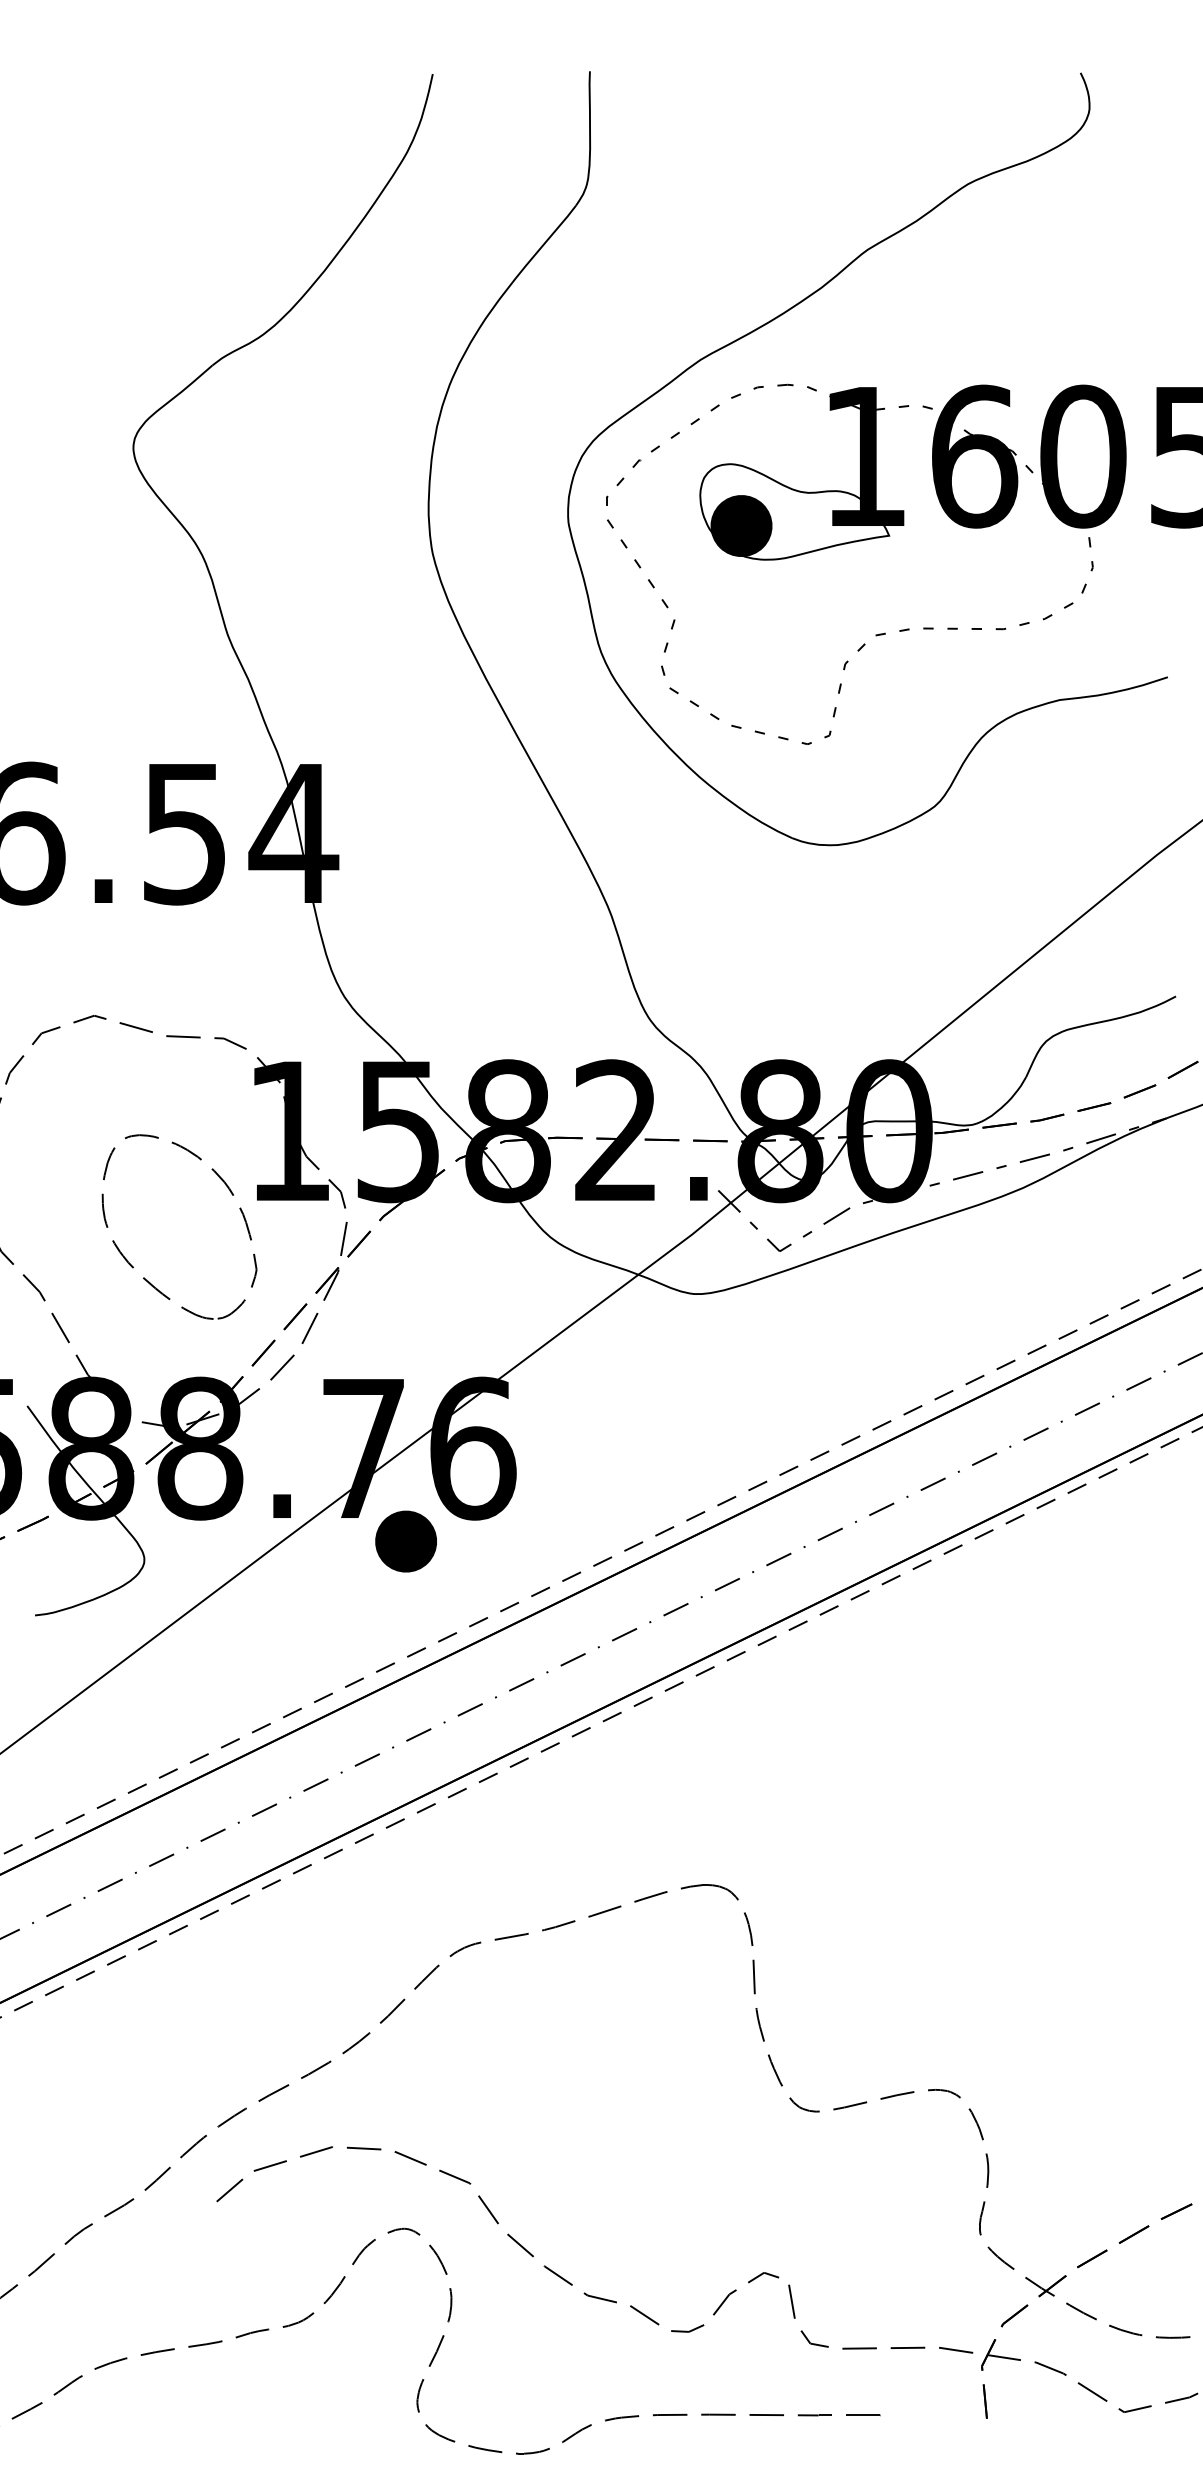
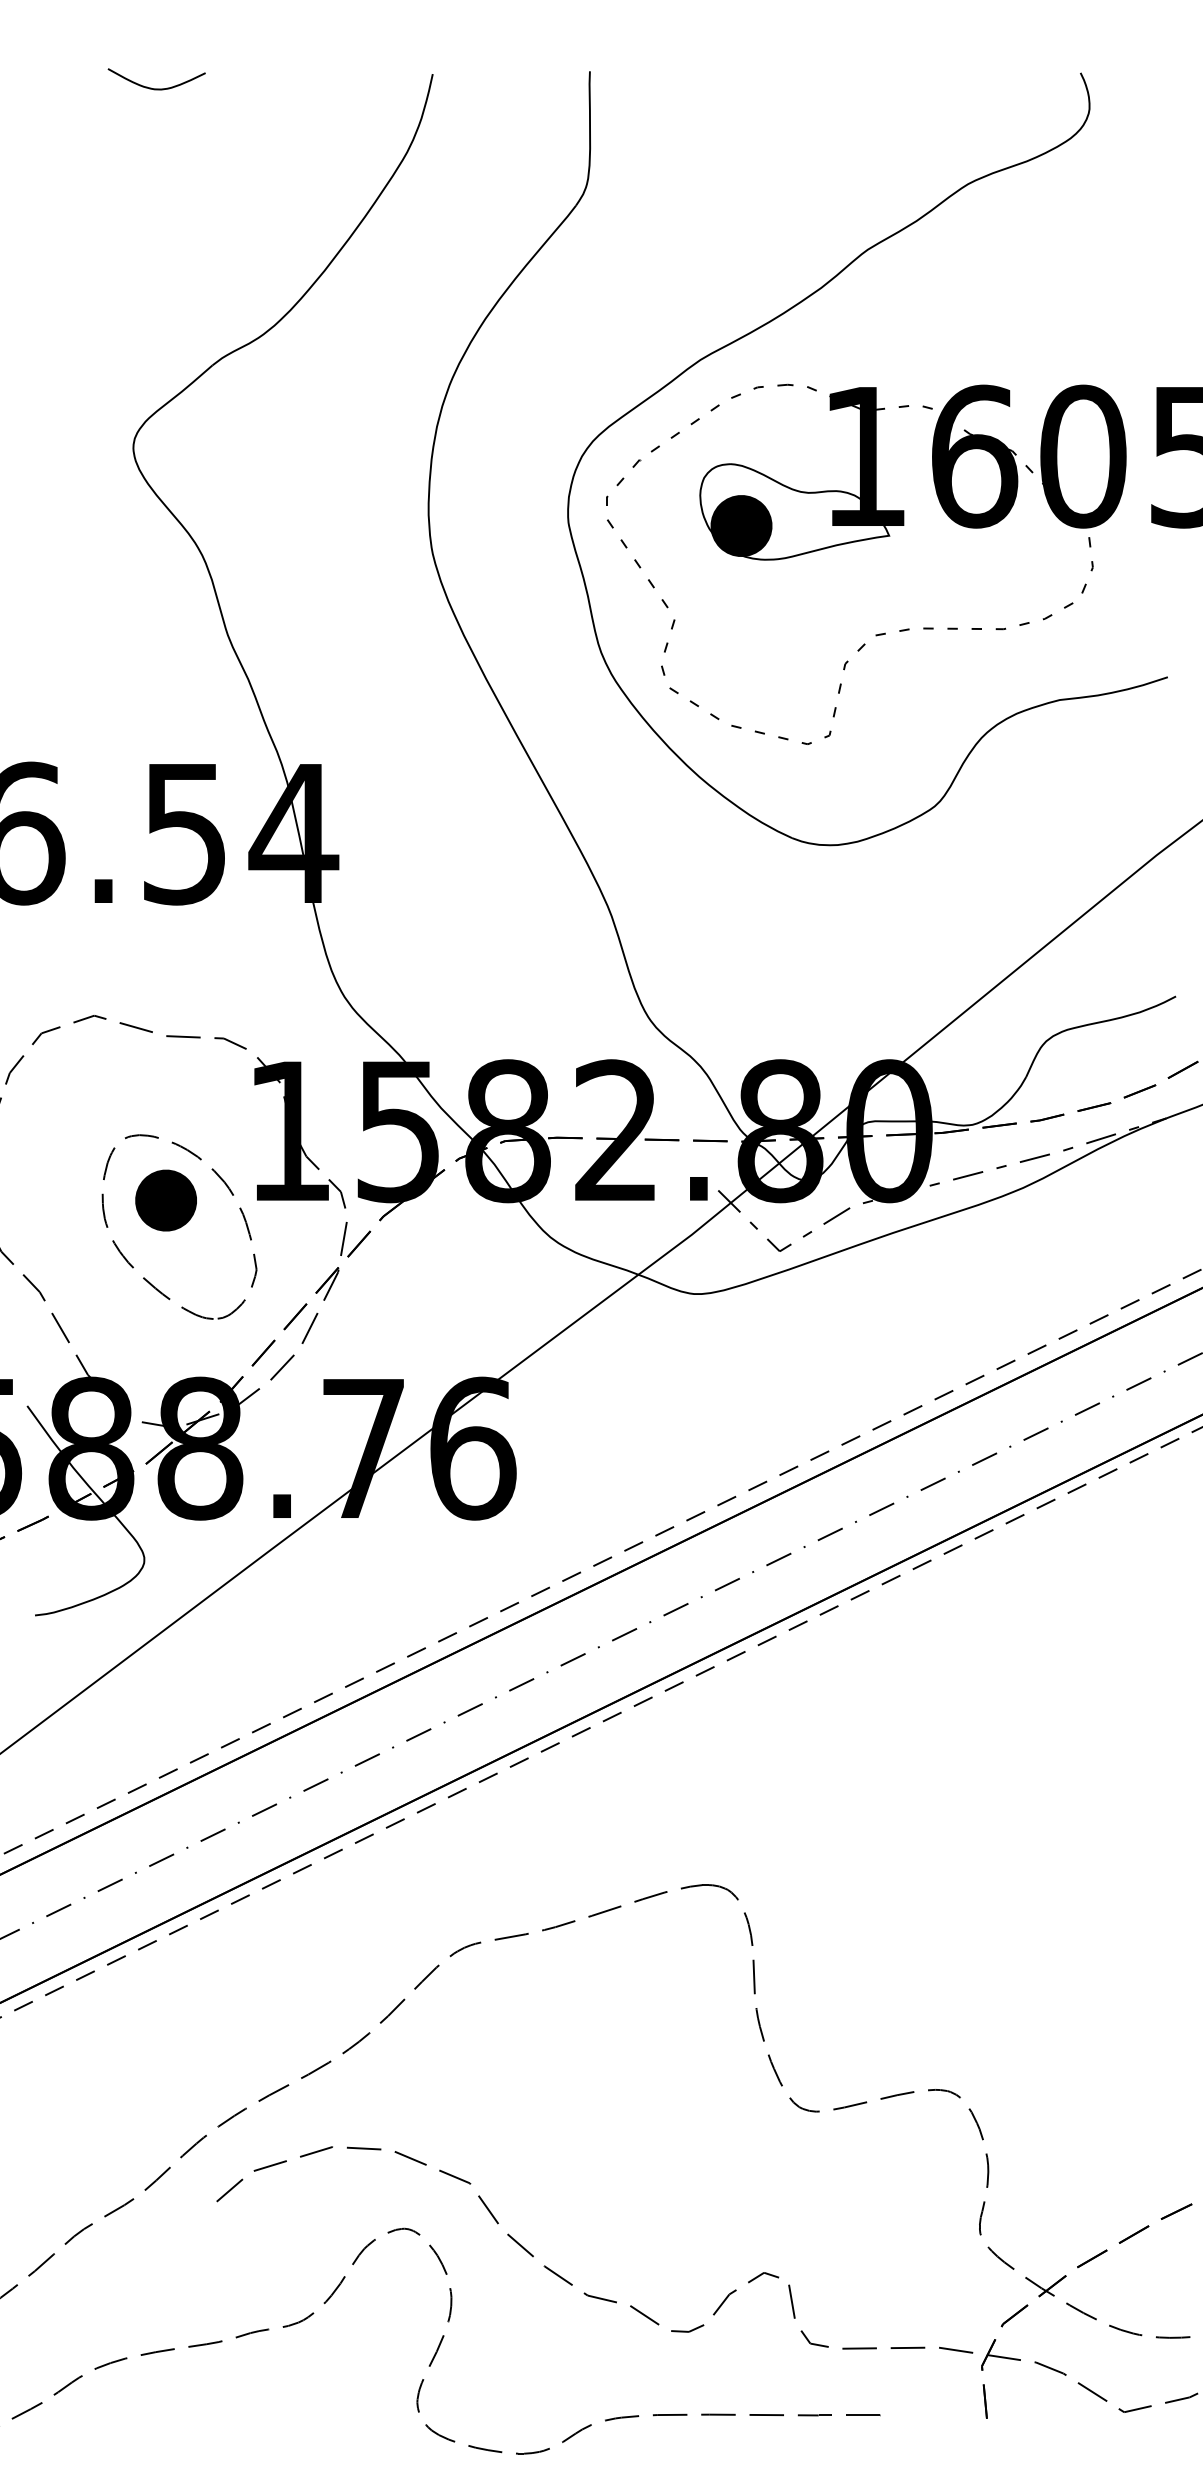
curve: none -> present (156, 88)
part position: (405, 1541) -> (165, 1200) (165, 1200)
